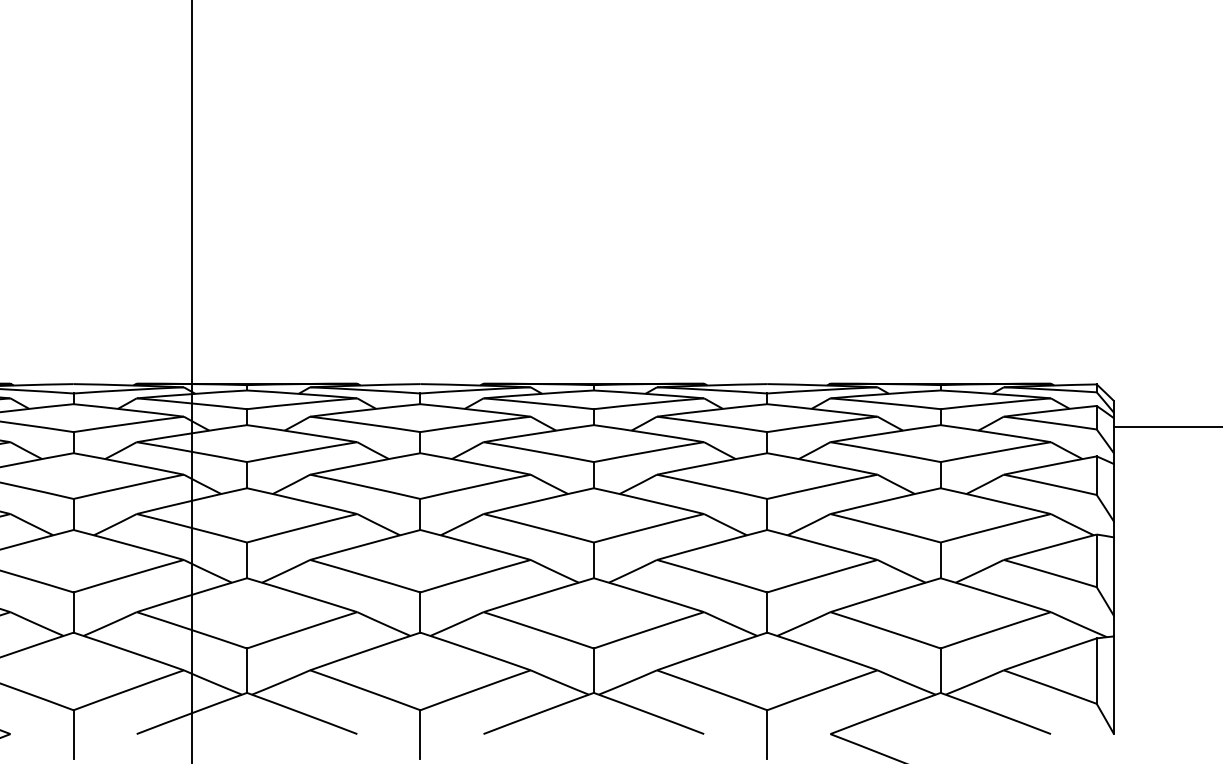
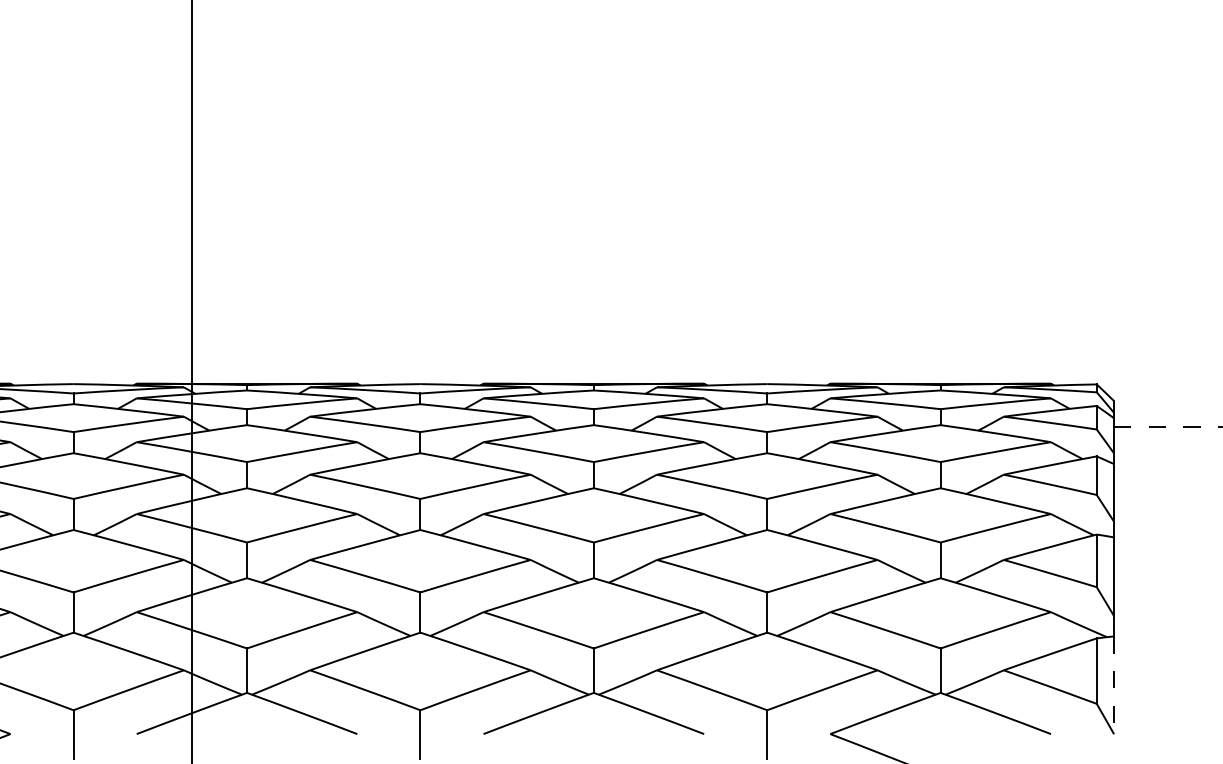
line: solid -> dashed (1168, 426)
line: solid -> dashed (1114, 685)
